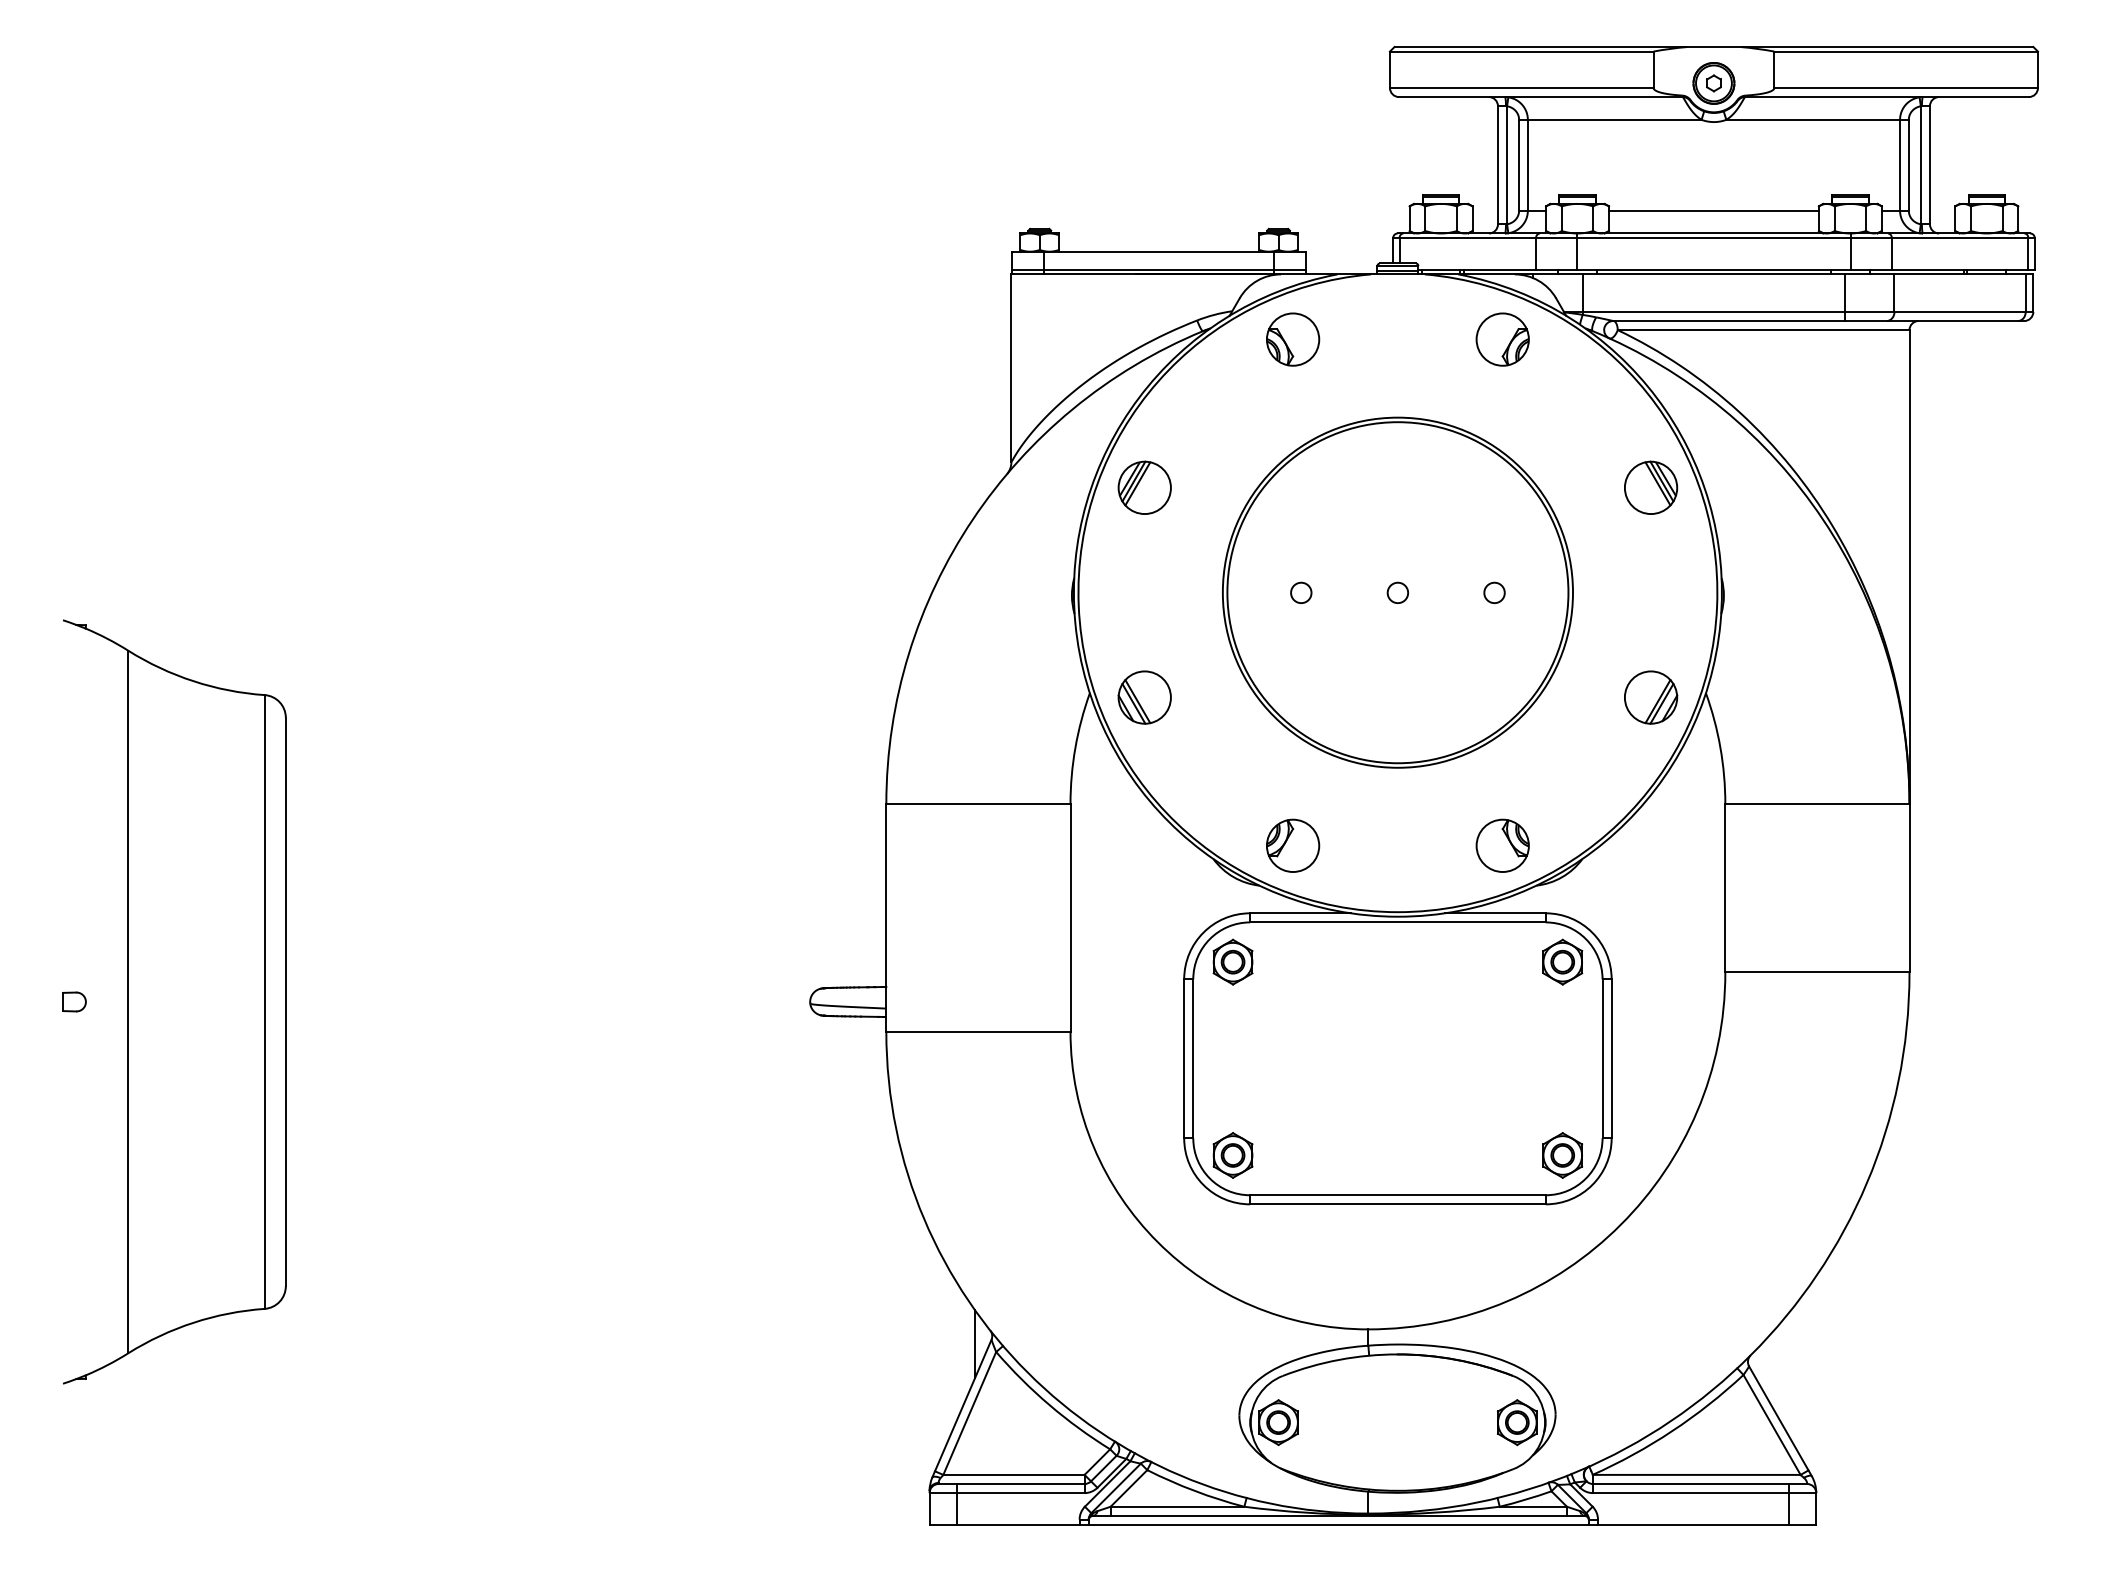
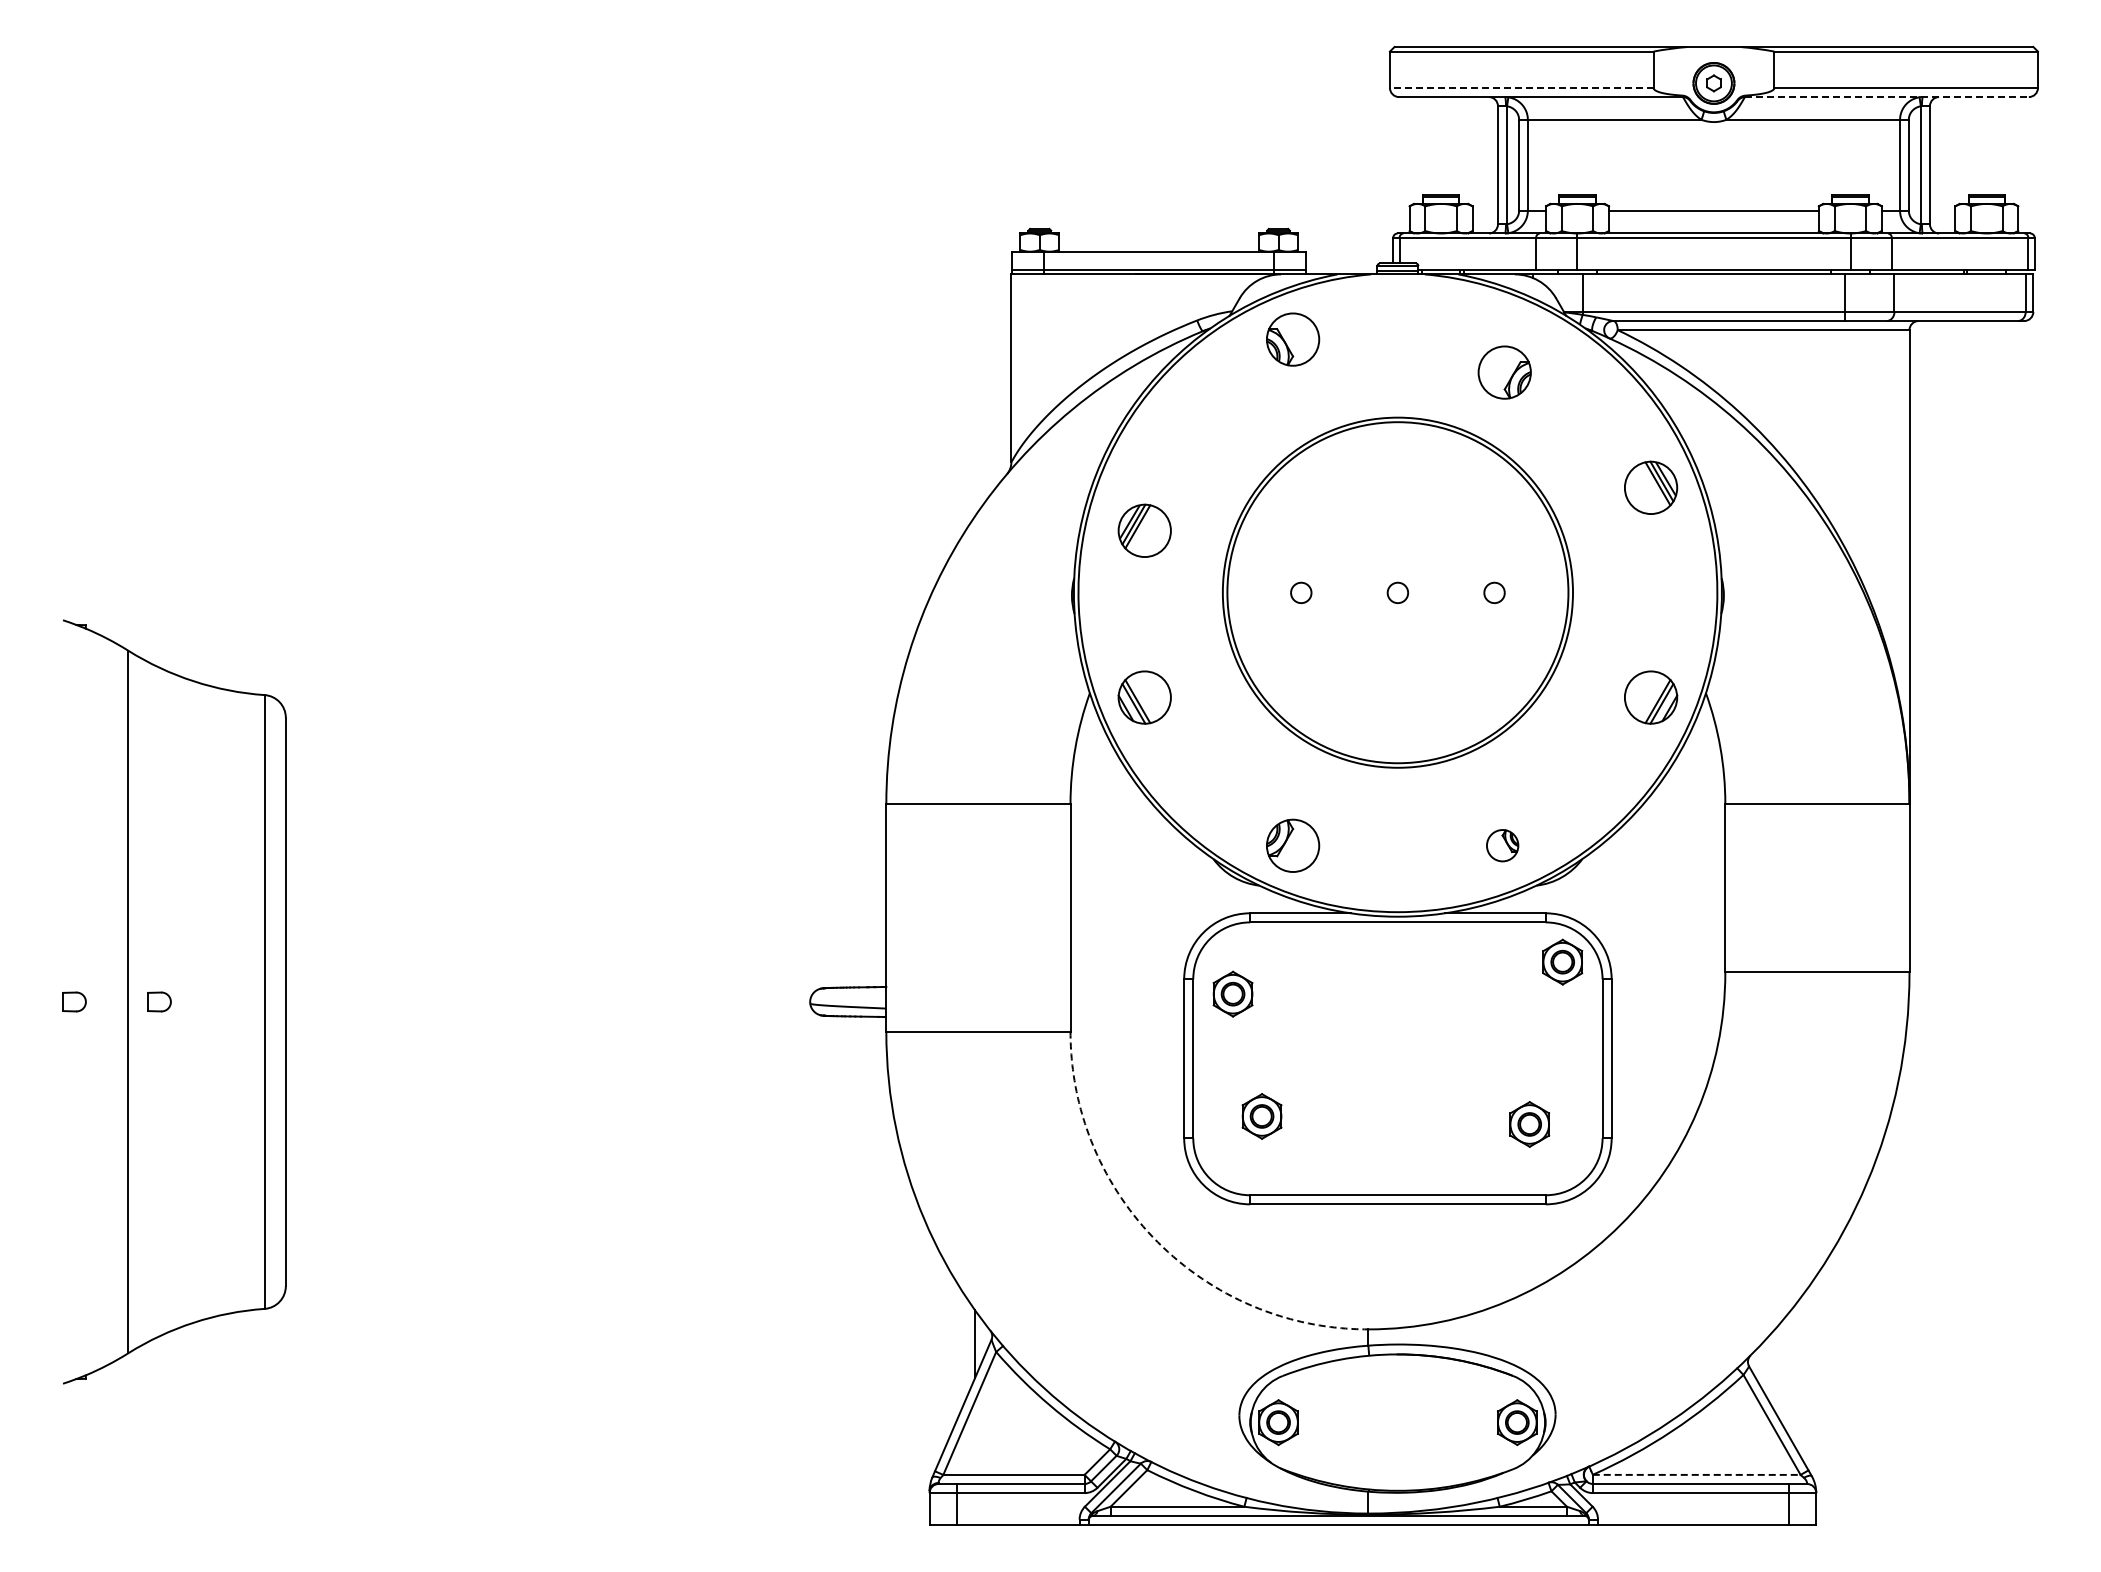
line: solid -> dashed (1521, 87)
line: solid -> dashed (1887, 97)
part position: (1502, 339) -> (1504, 372) (1504, 372)
part position: (1144, 487) -> (1144, 530) (1144, 530)
part size: 55x55 px -> 34x34 px (1502, 845)
part position: (1232, 961) -> (1232, 993) (1232, 993)
part: none -> present (159, 1001)
part position: (1232, 1155) -> (1261, 1116) (1261, 1116)
part position: (1562, 1155) -> (1529, 1124) (1529, 1124)
arc: solid -> dashed (1157, 1242)
line: solid -> dashed (1696, 1474)
